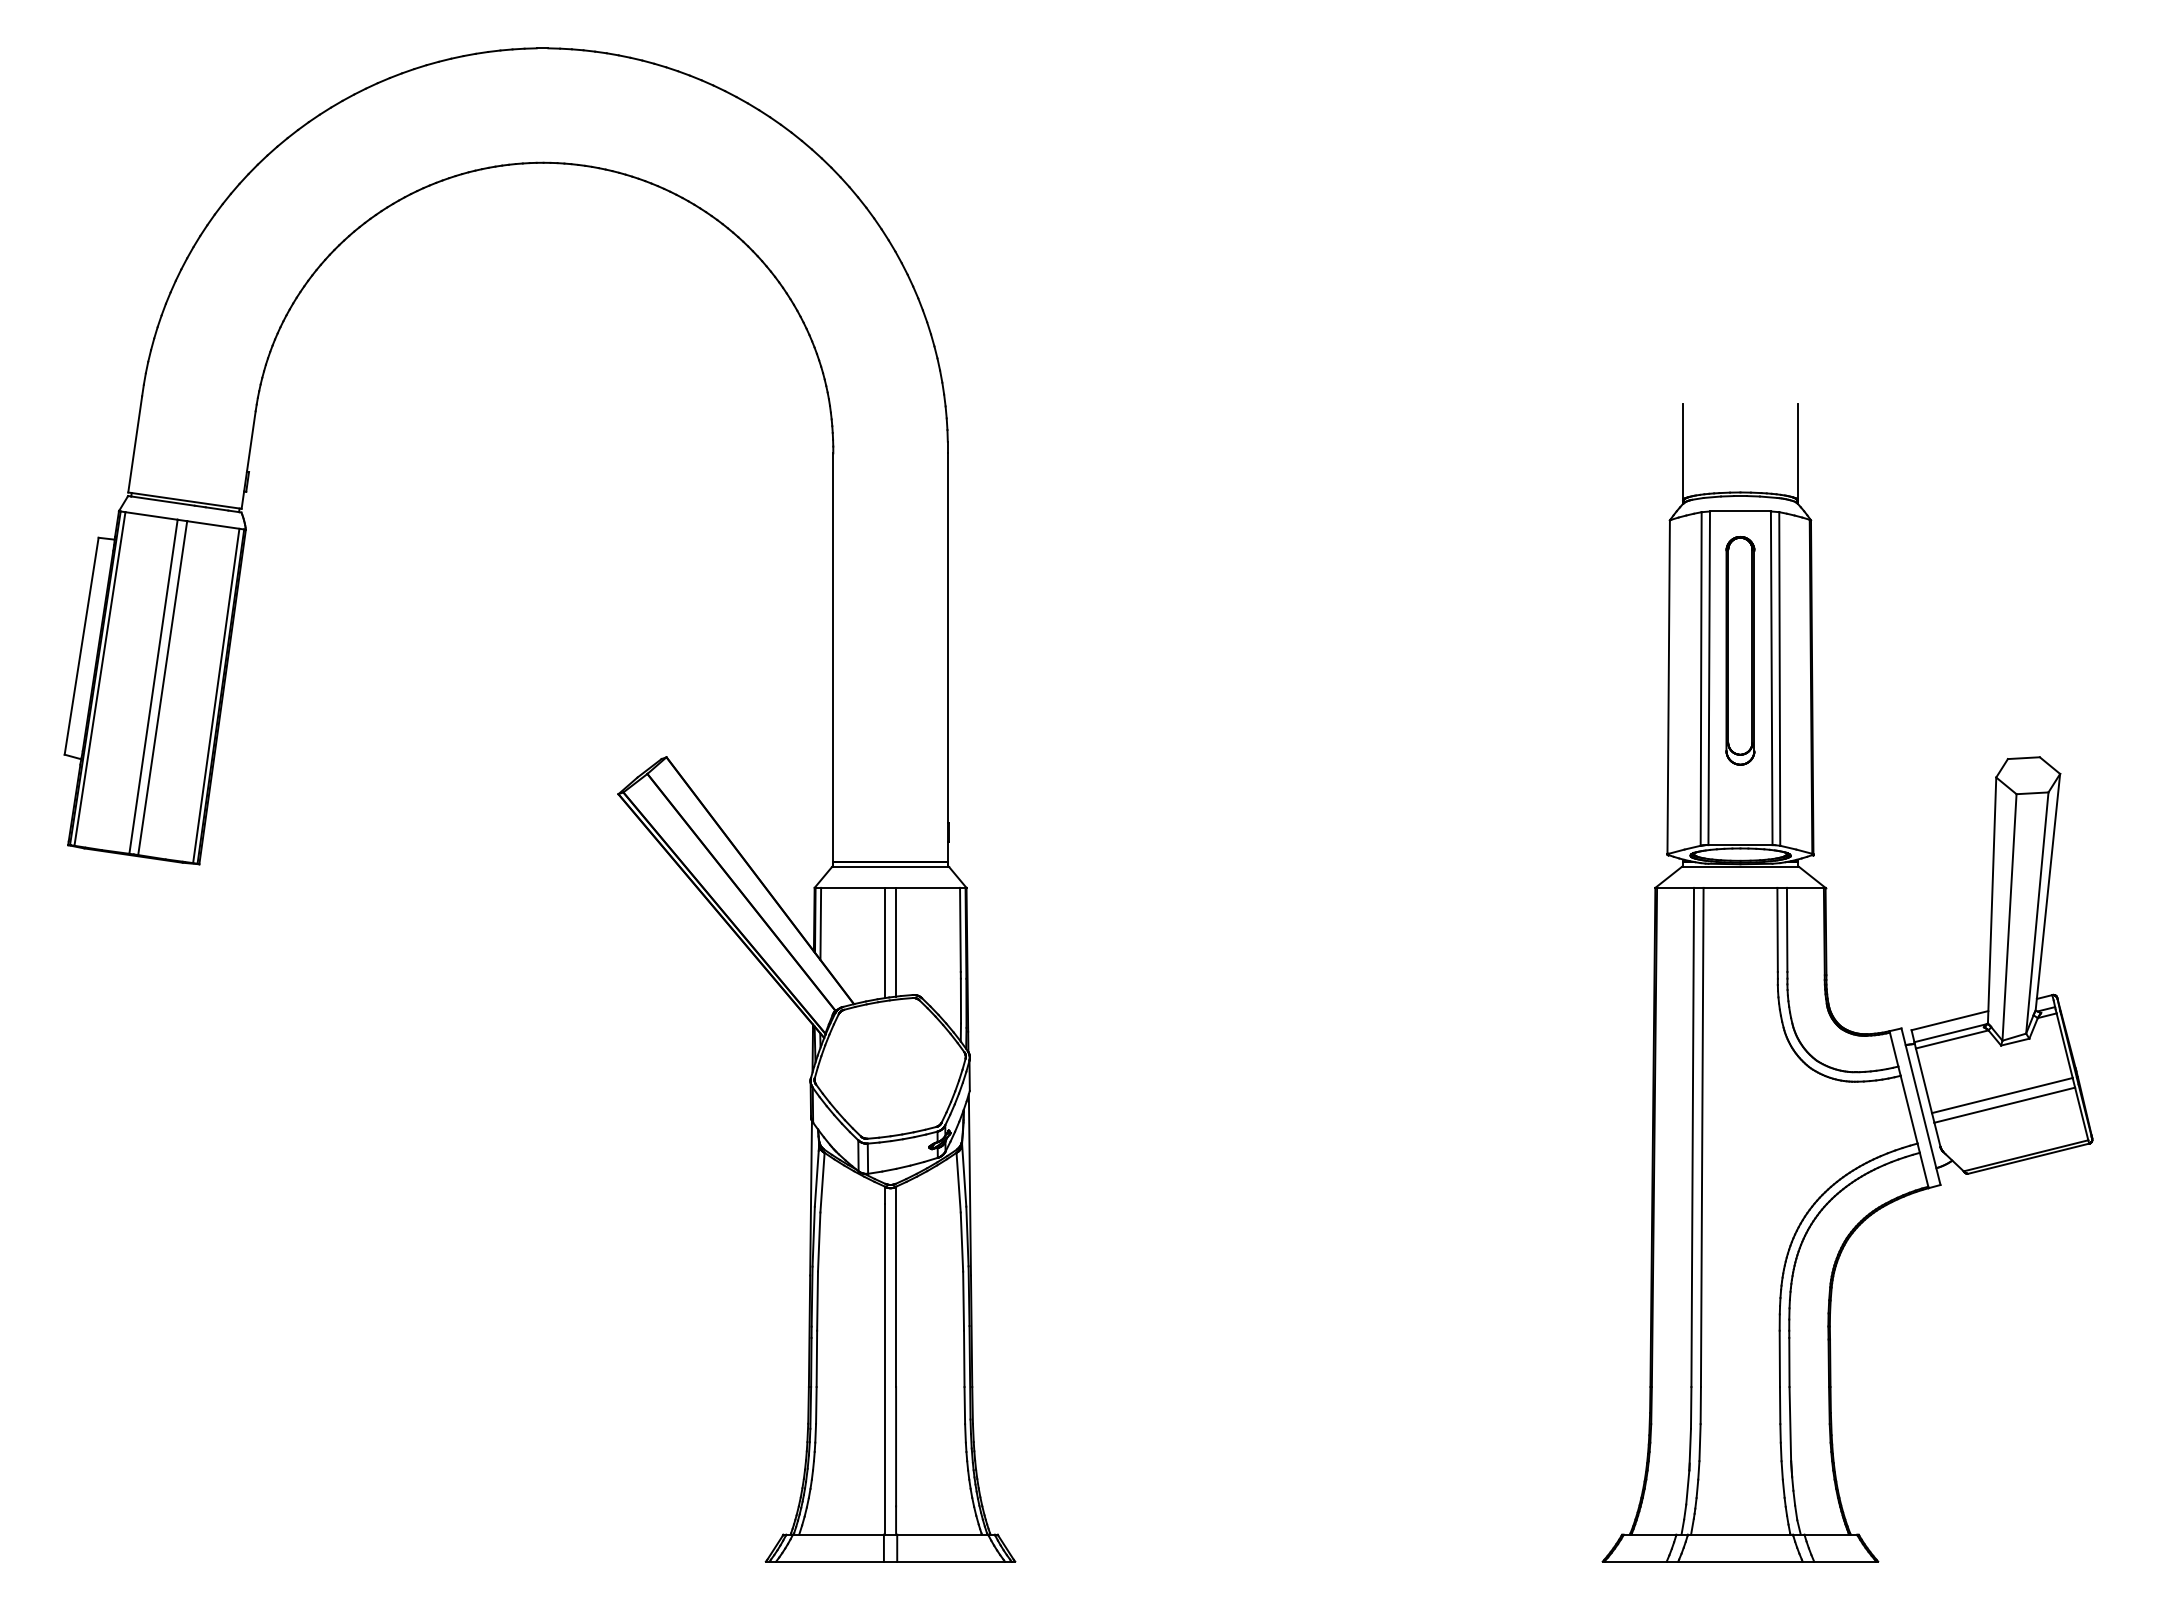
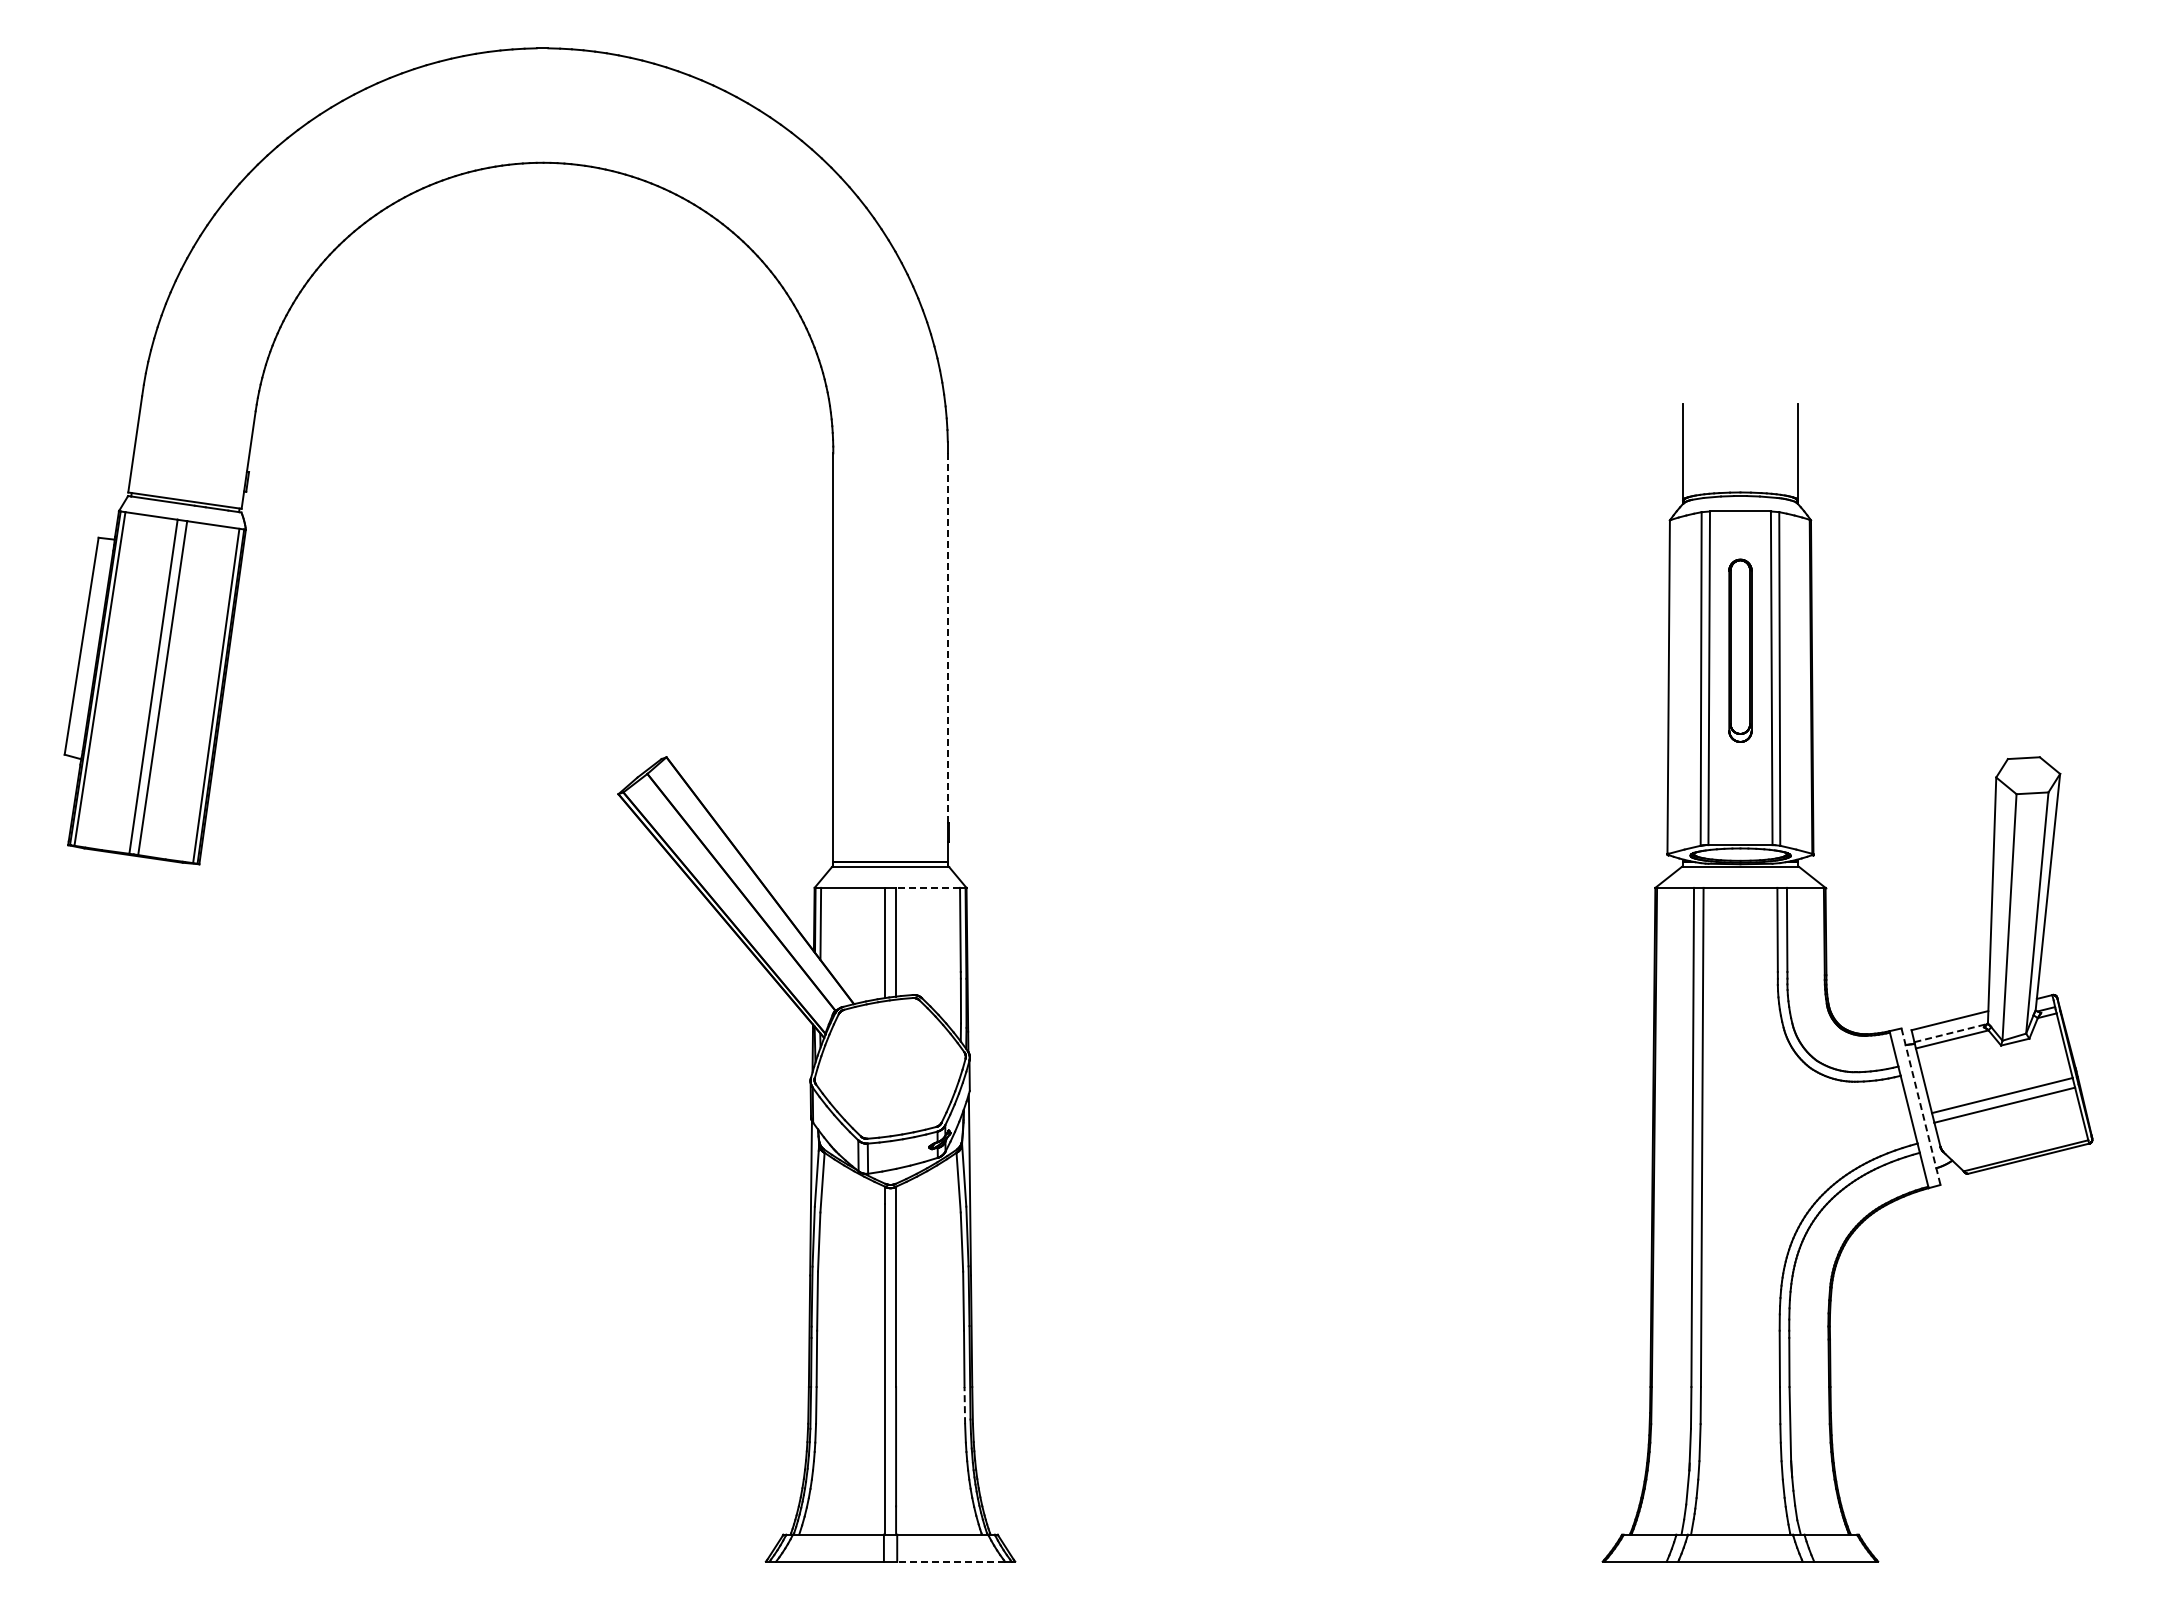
line: solid -> dashed (947, 638)
part size: 31x230 px -> 25x185 px (1740, 650)
line: solid -> dashed (928, 887)
line: solid -> dashed (1951, 1033)
line: solid -> dashed (1921, 1106)
line: solid -> dashed (964, 1405)
line: solid -> dashed (951, 1561)
